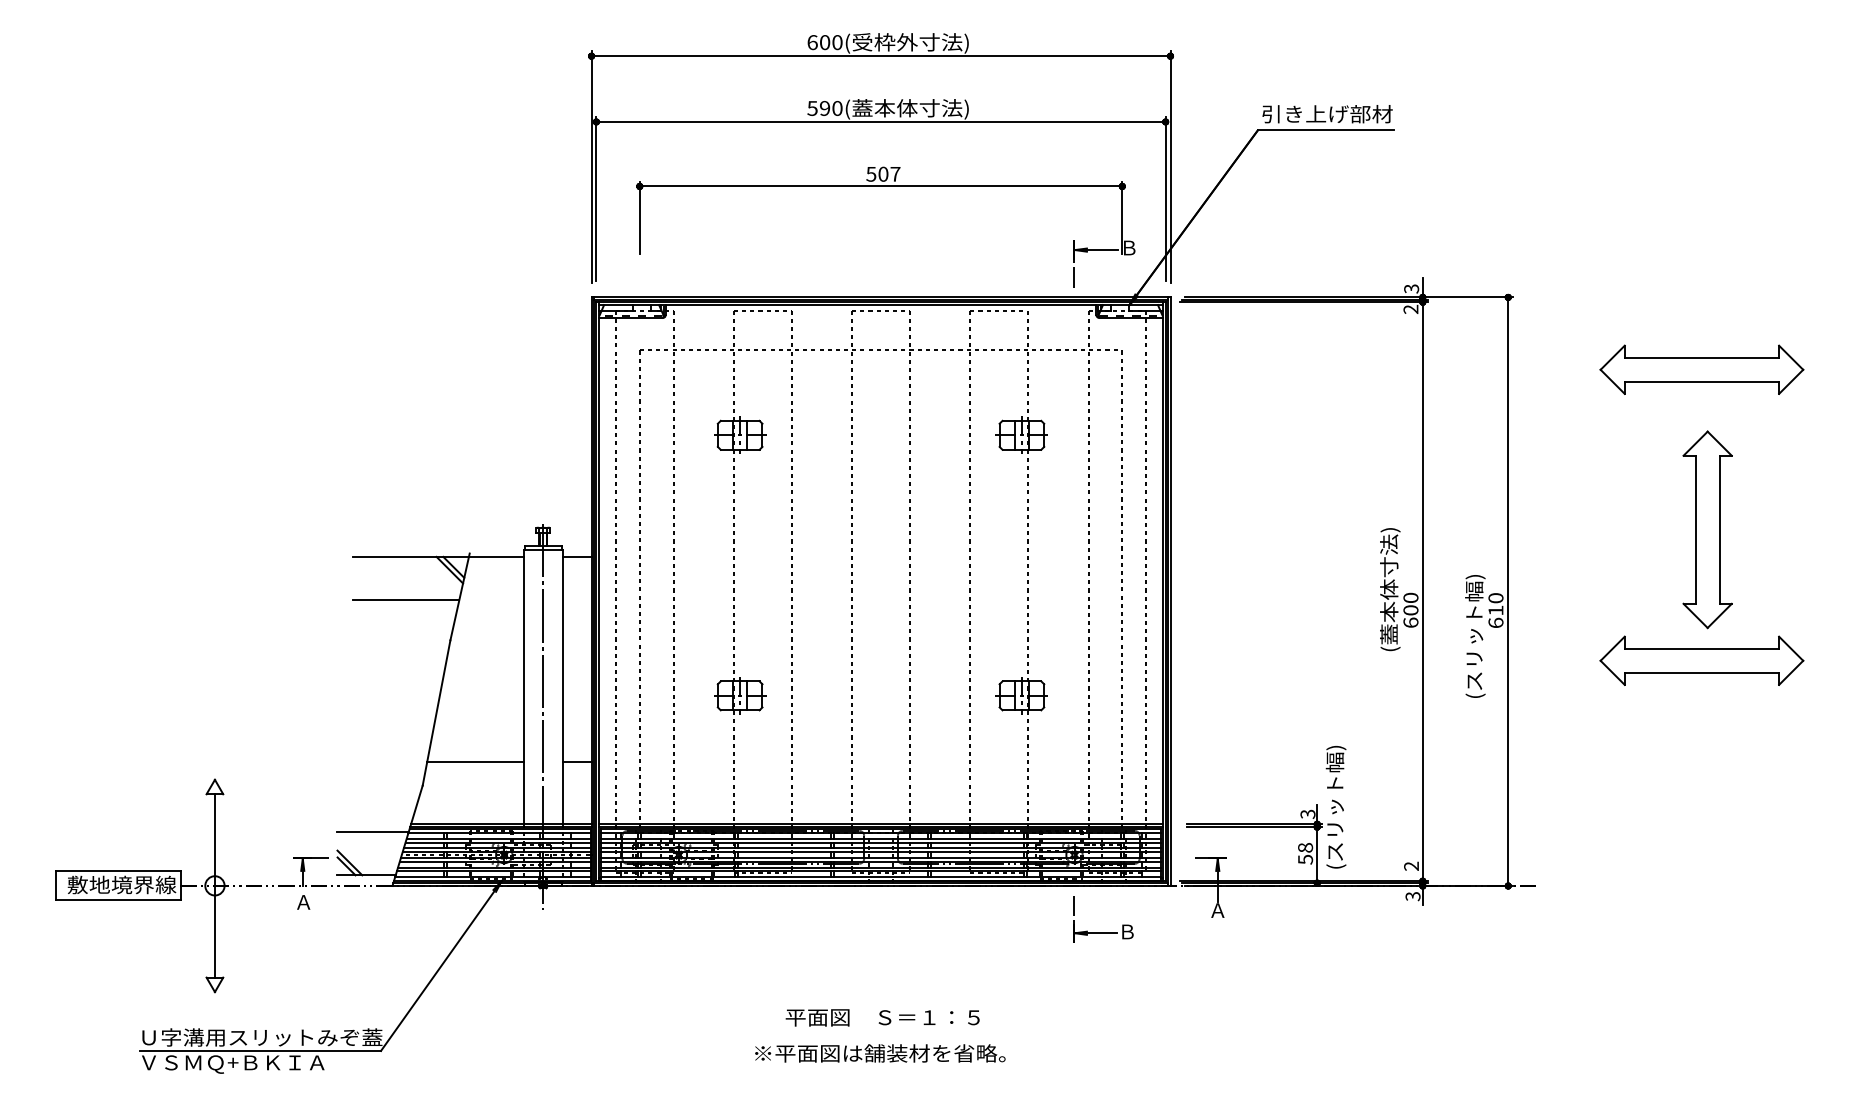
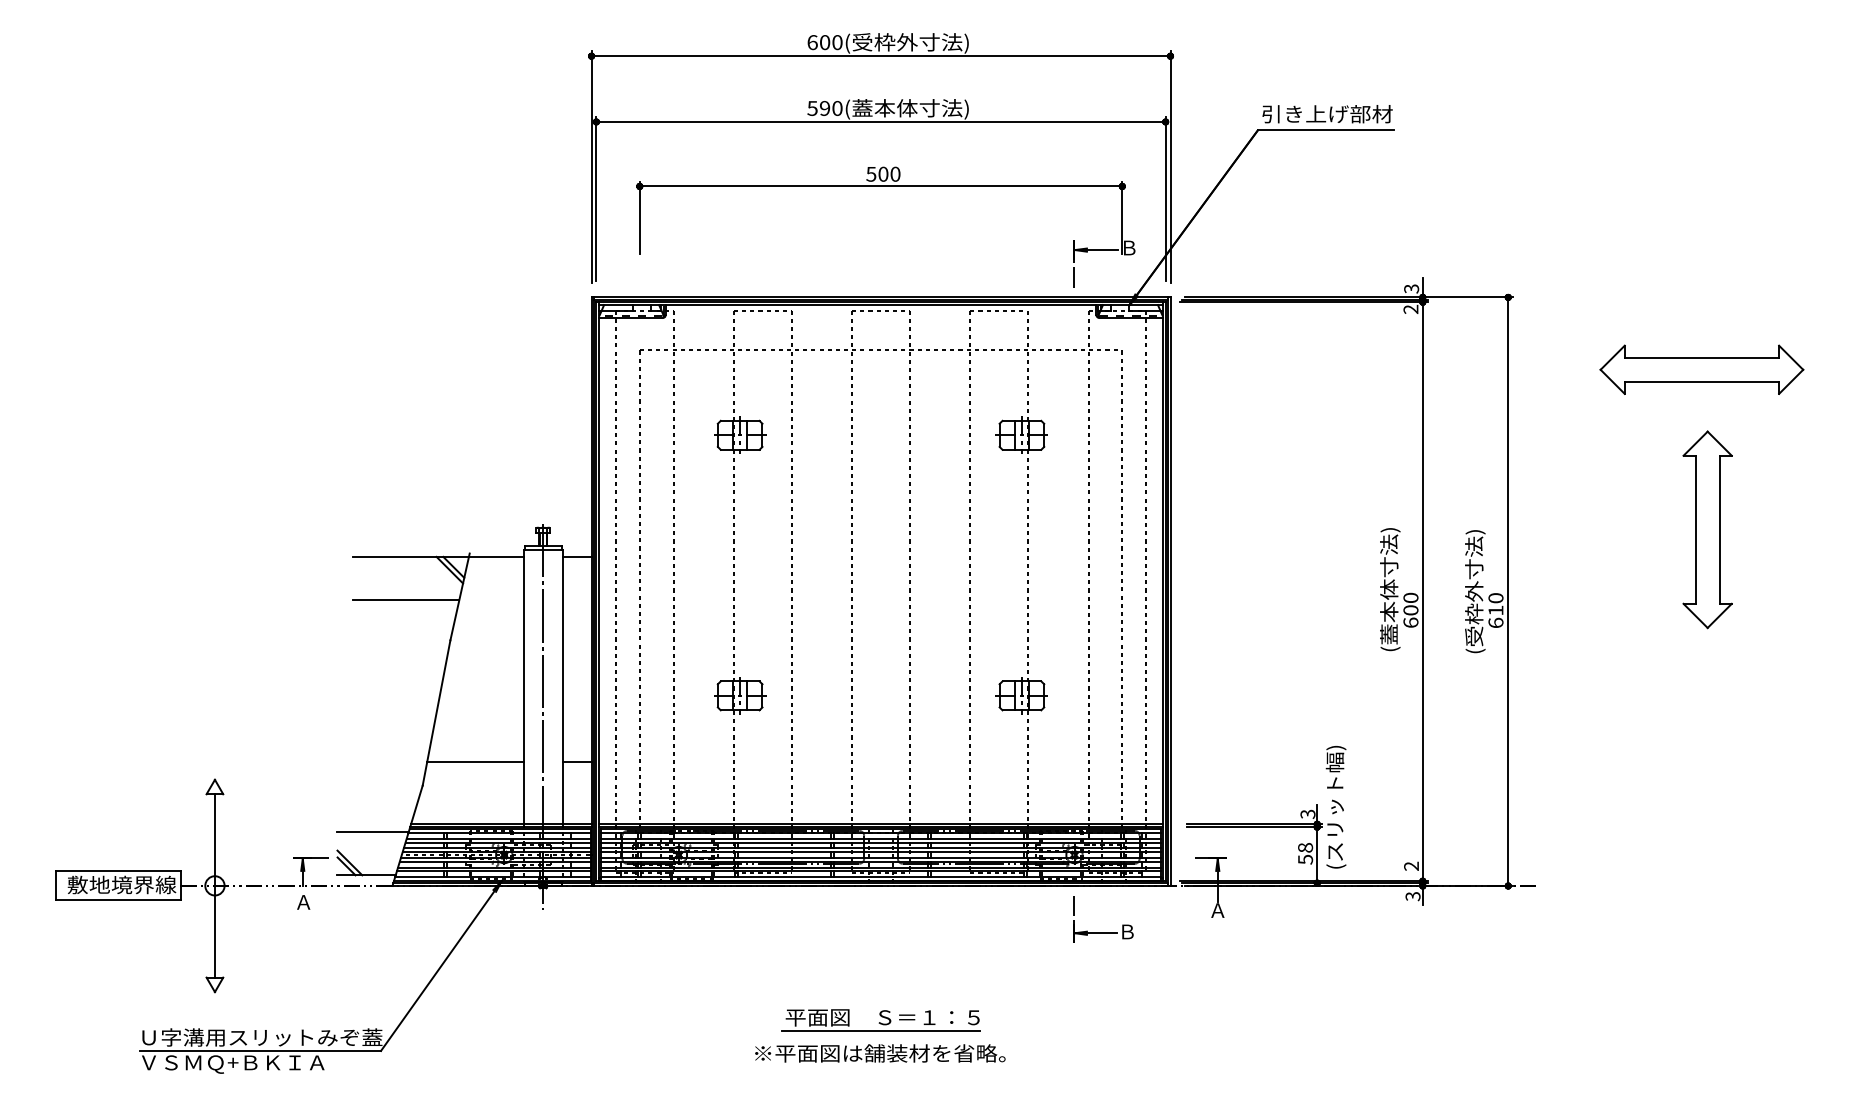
text: 507 -> 500 (895, 173)
text: (スリット幅) -> (受枠外寸法) (1475, 613)
part: present -> none (1701, 660)
line: none -> present (880, 1030)
